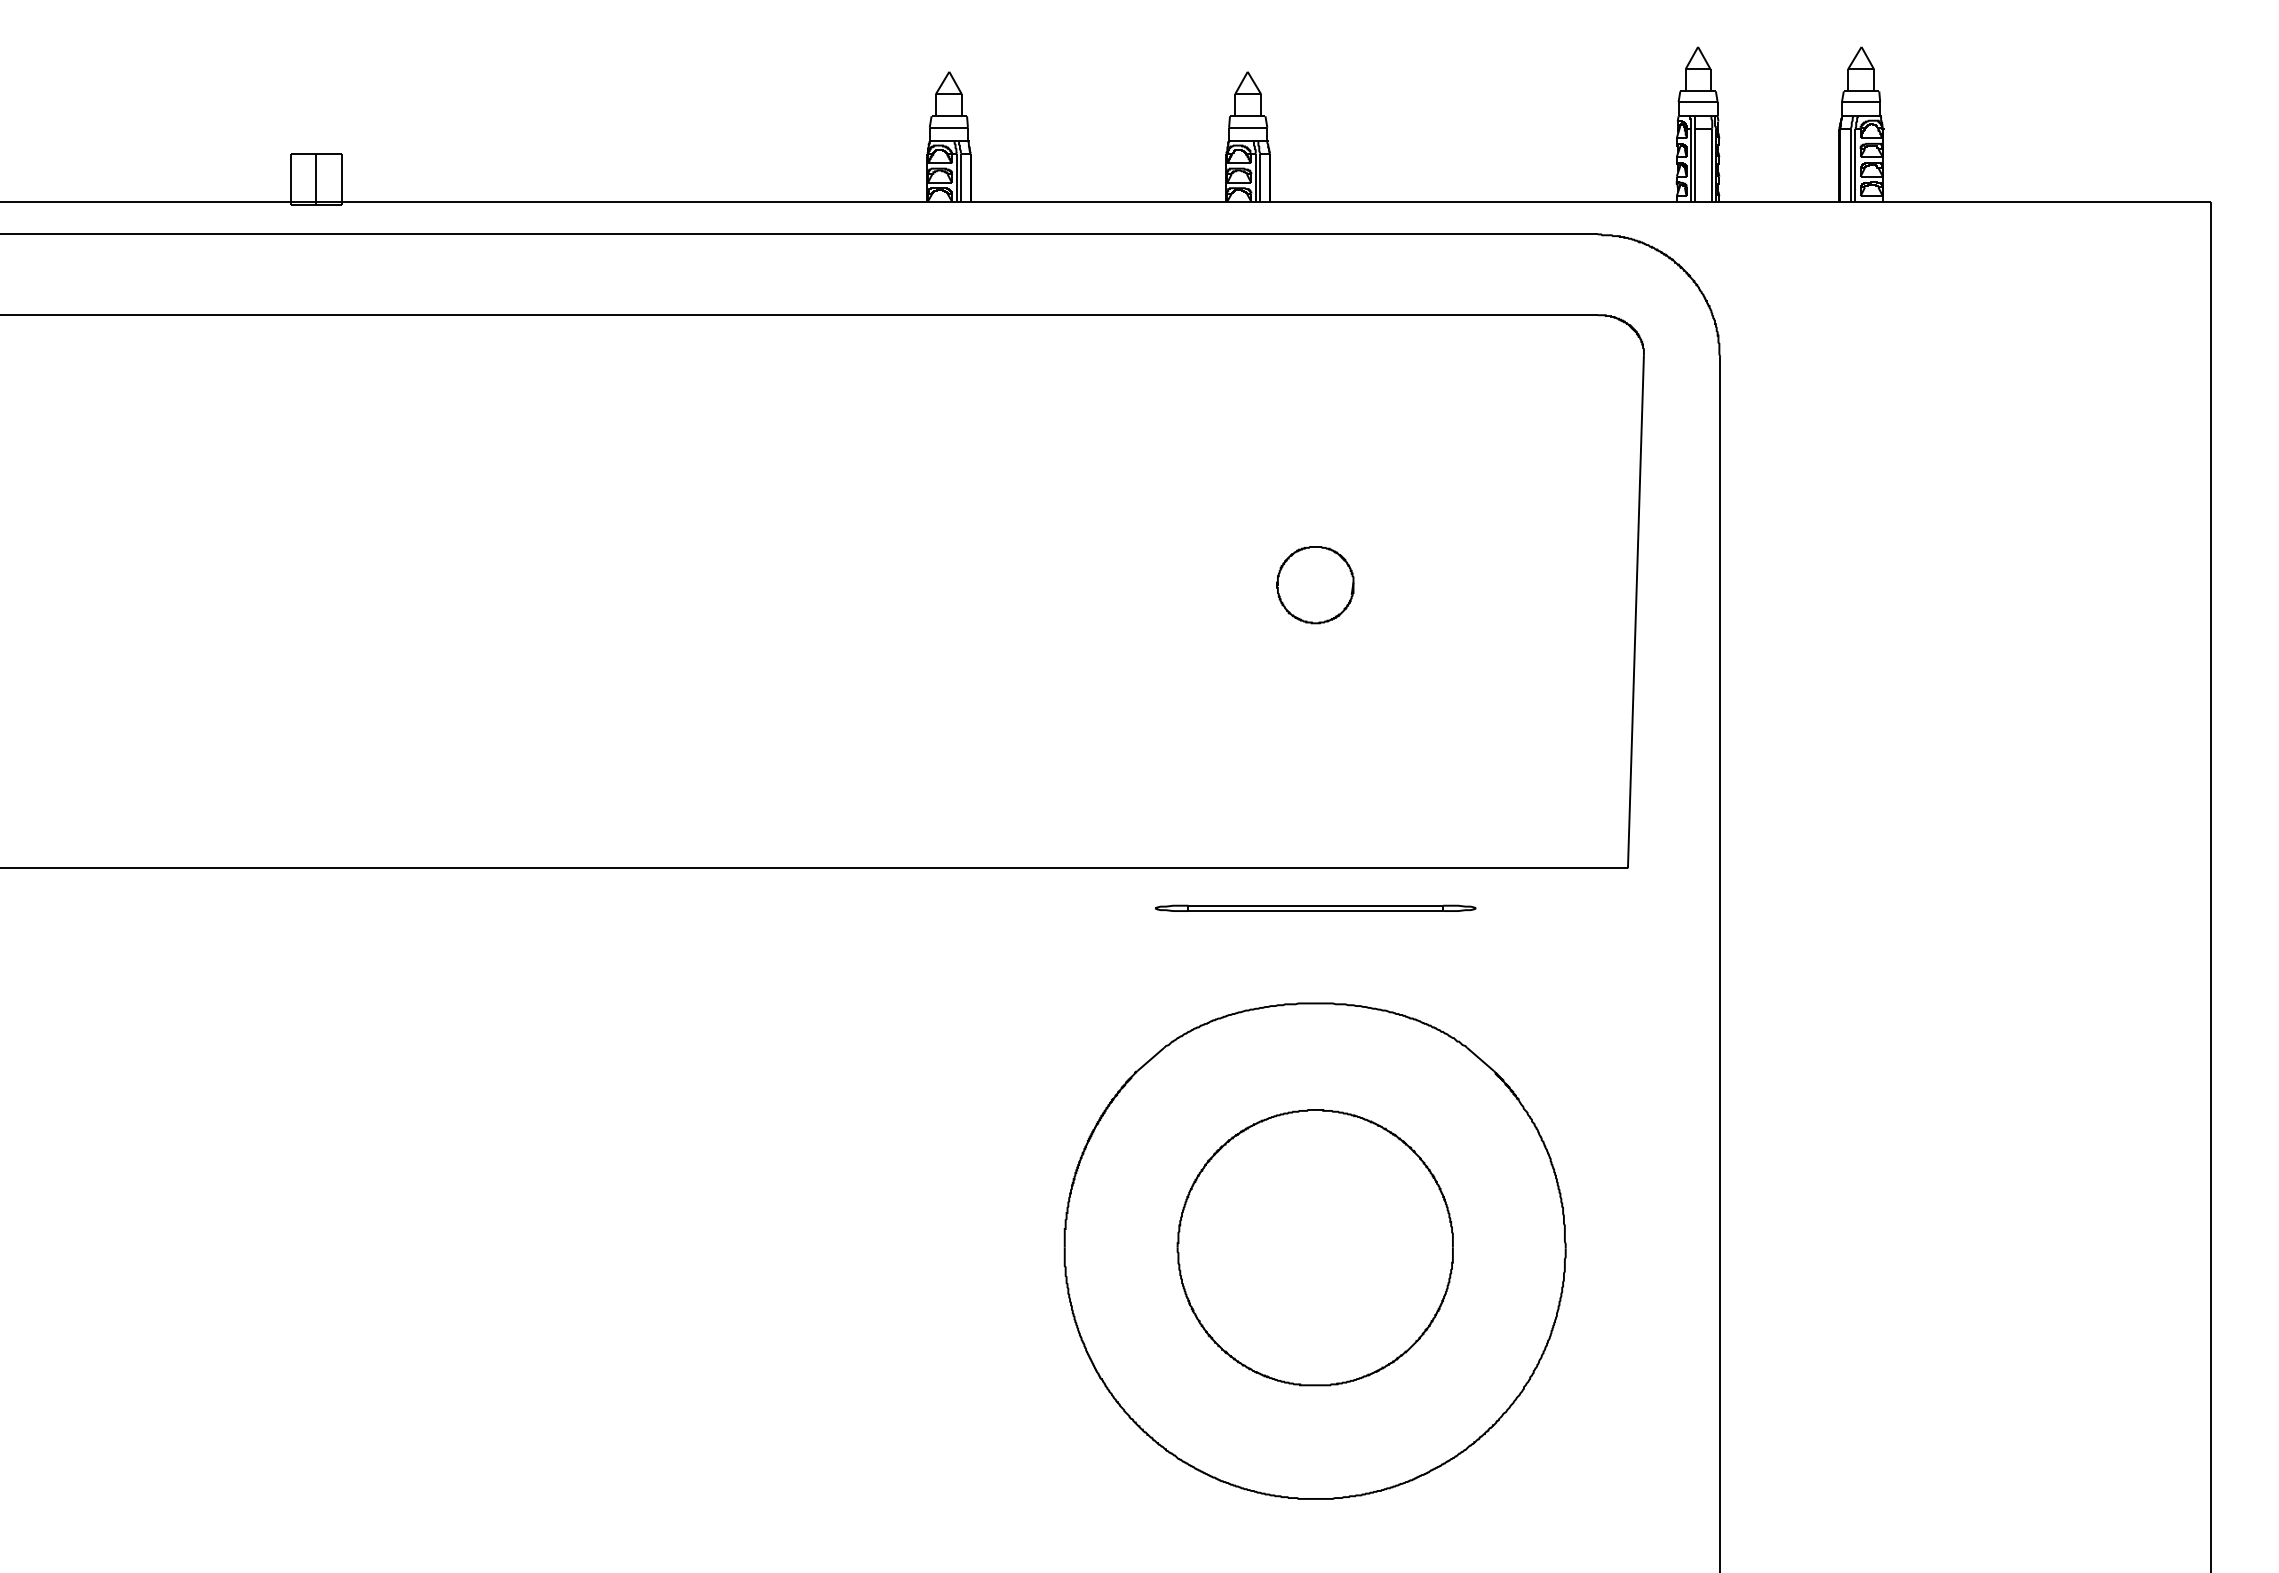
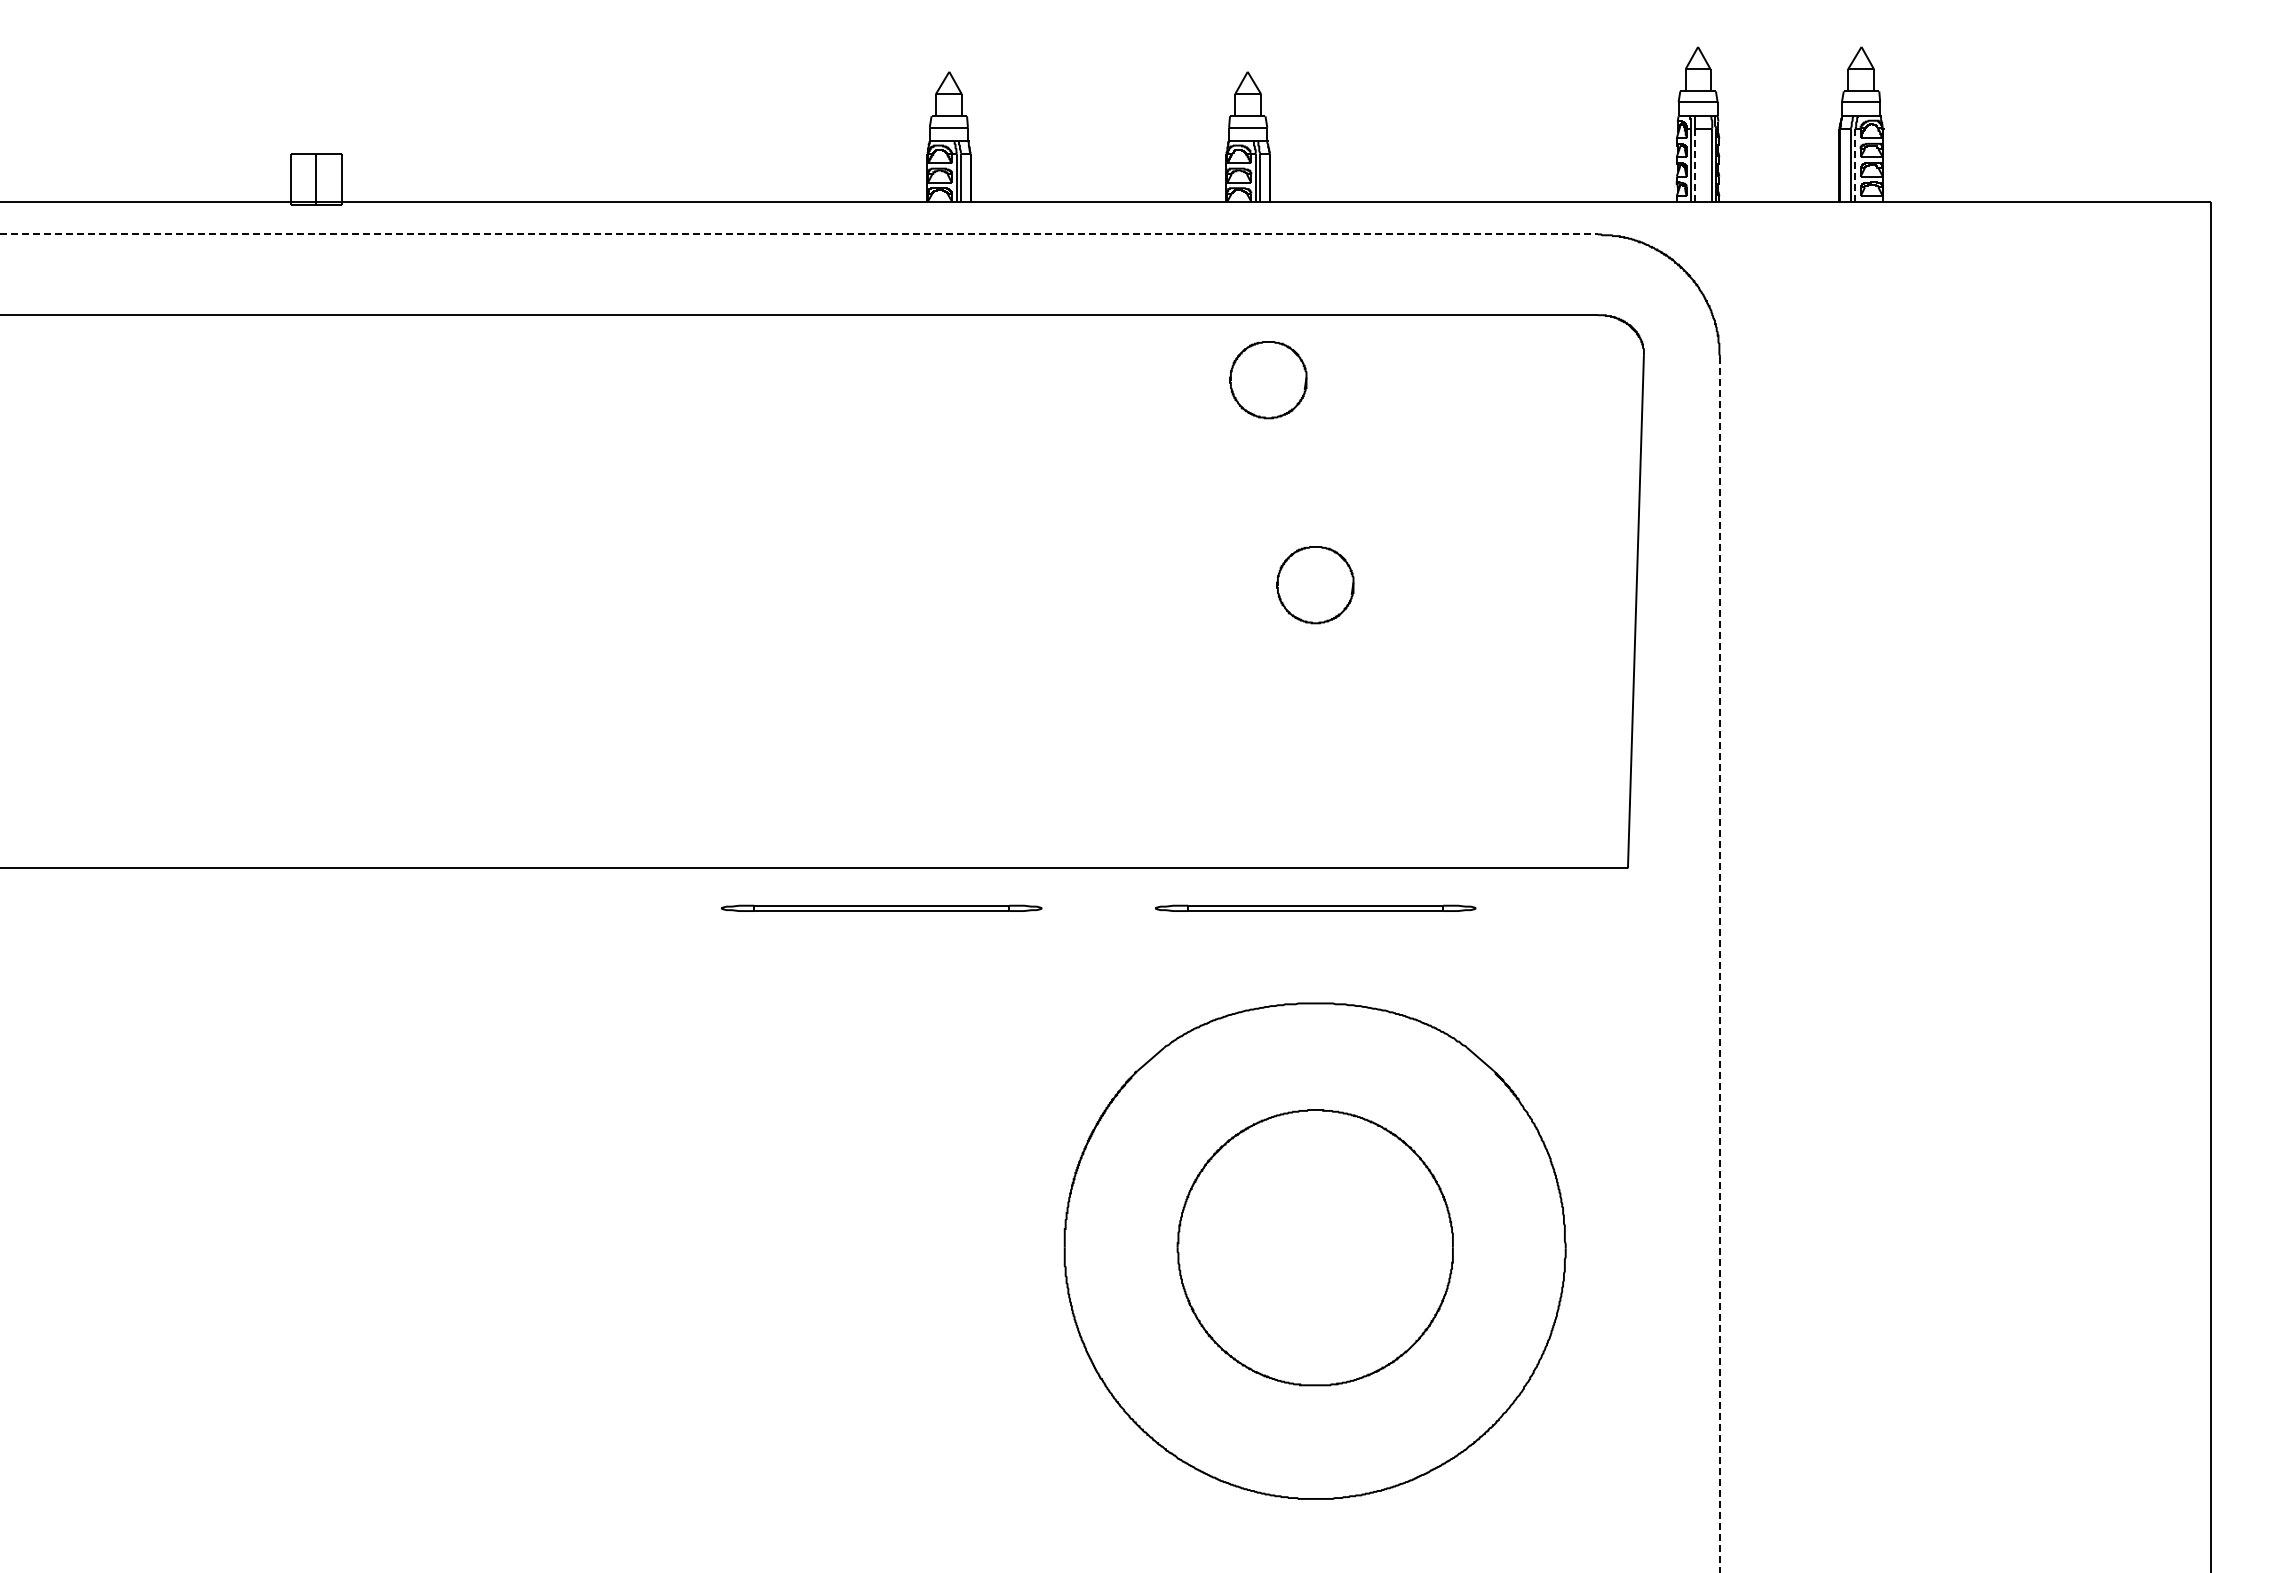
line: solid -> dashed (1695, 165)
line: solid -> dashed (1855, 165)
line: solid -> dashed (798, 234)
part: none -> present (1268, 380)
part: none -> present (881, 907)
line: solid -> dashed (1720, 964)
